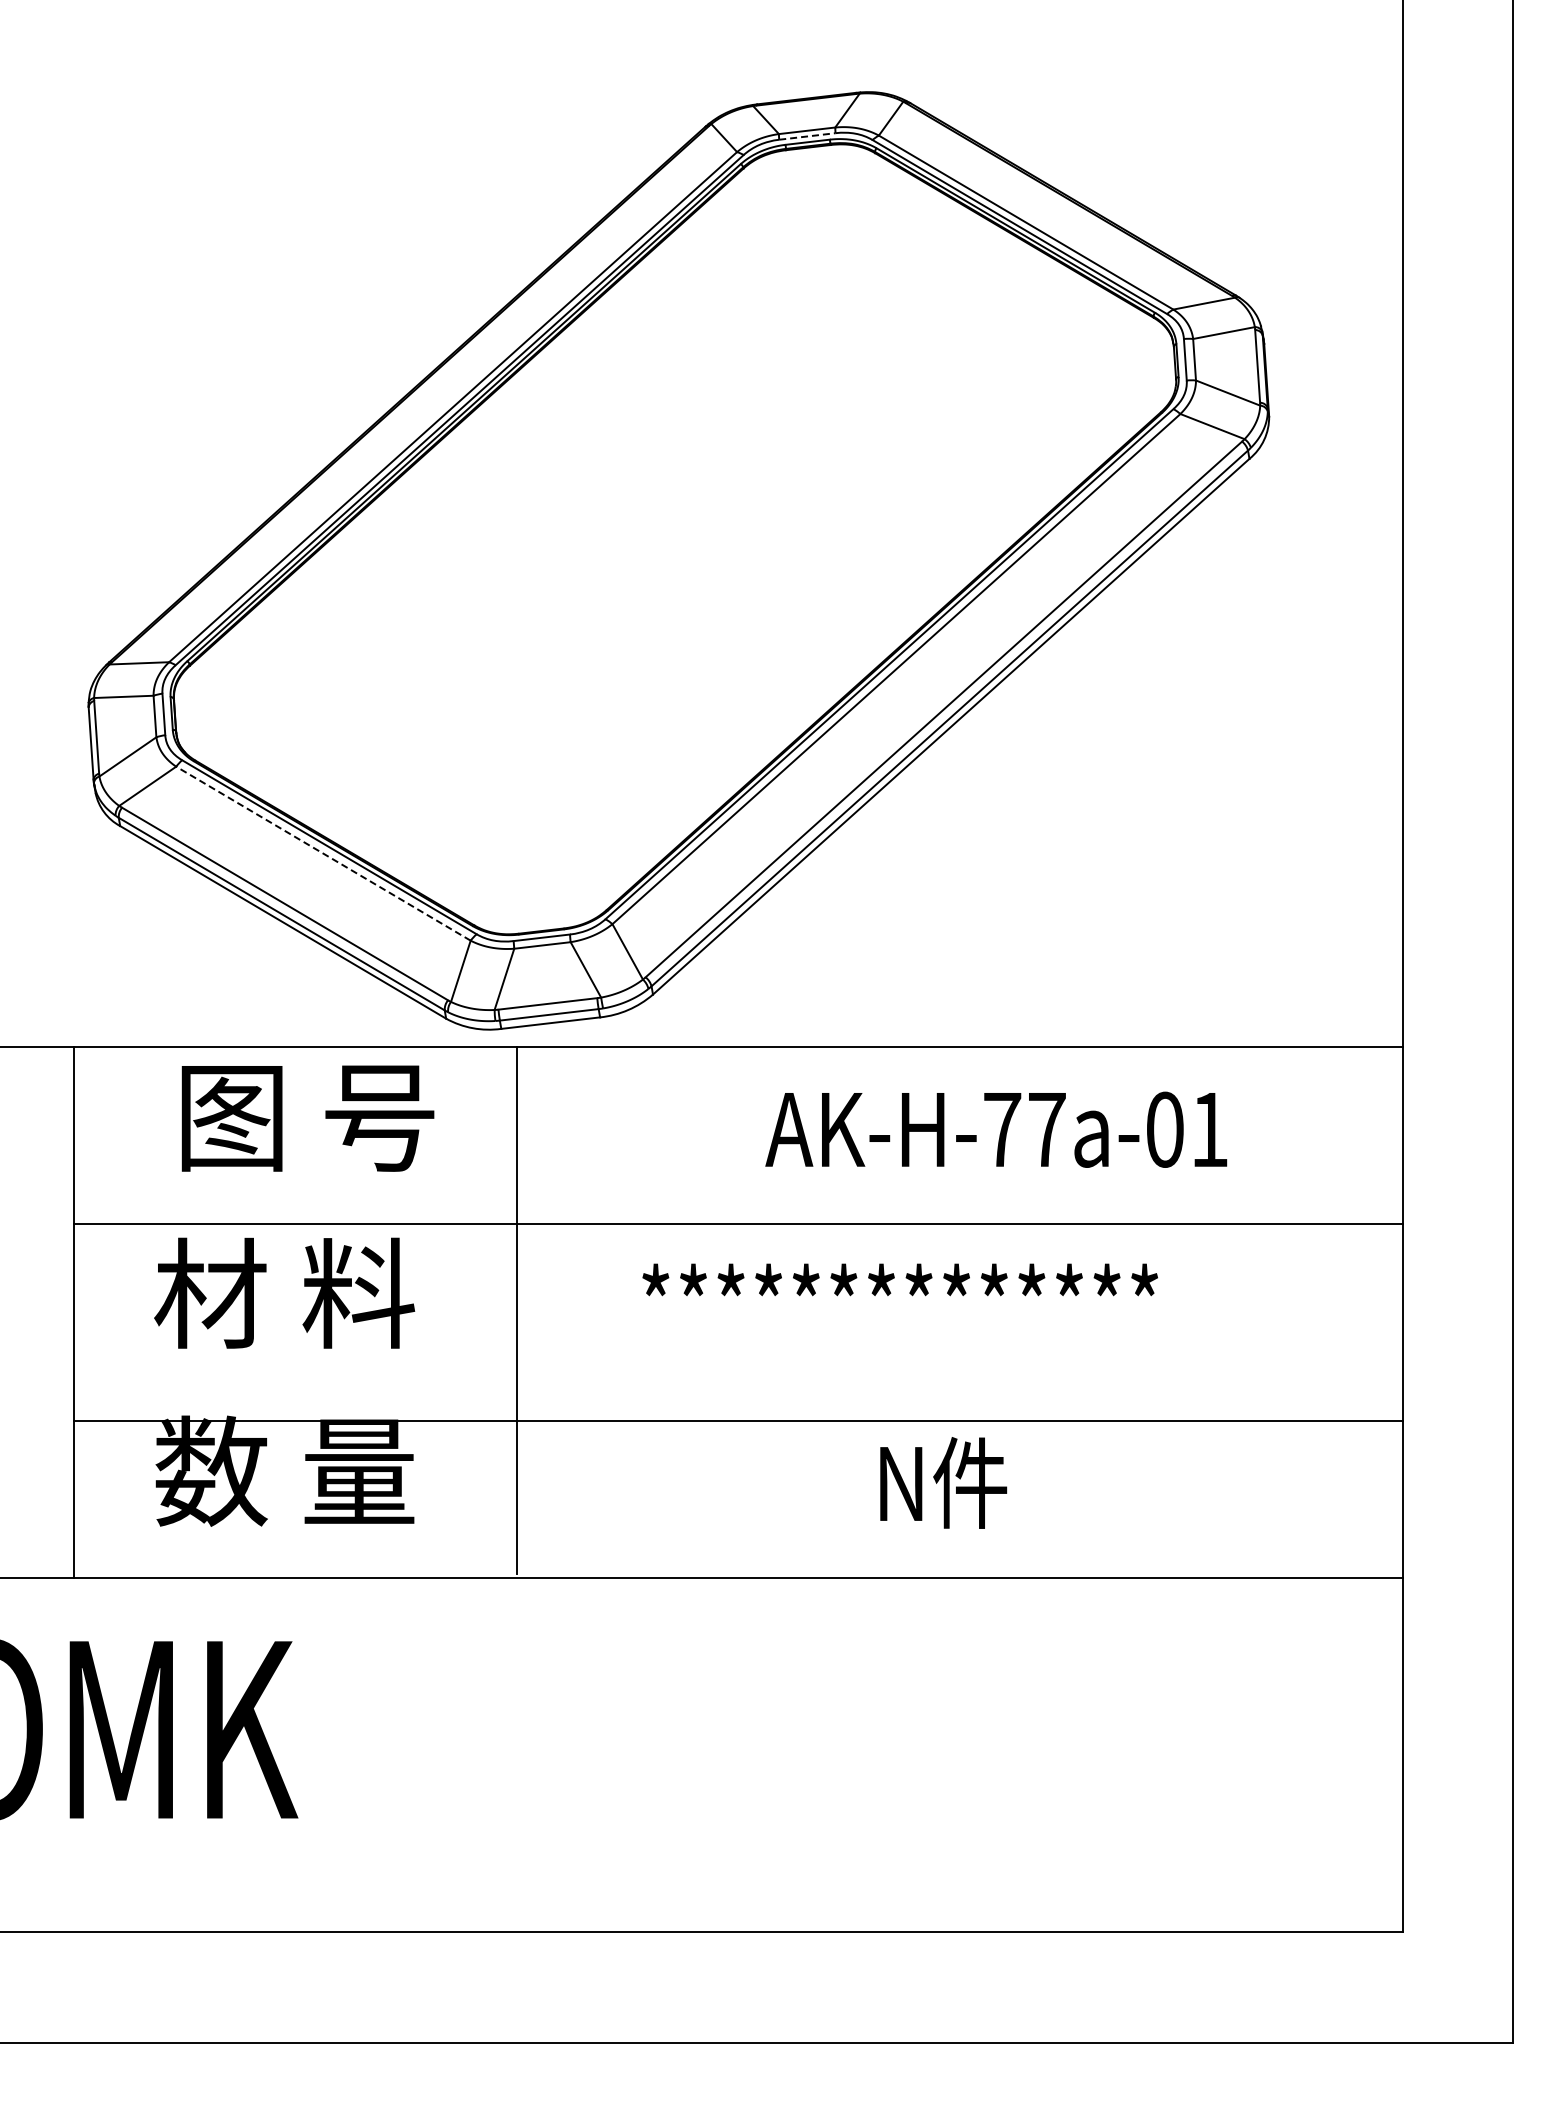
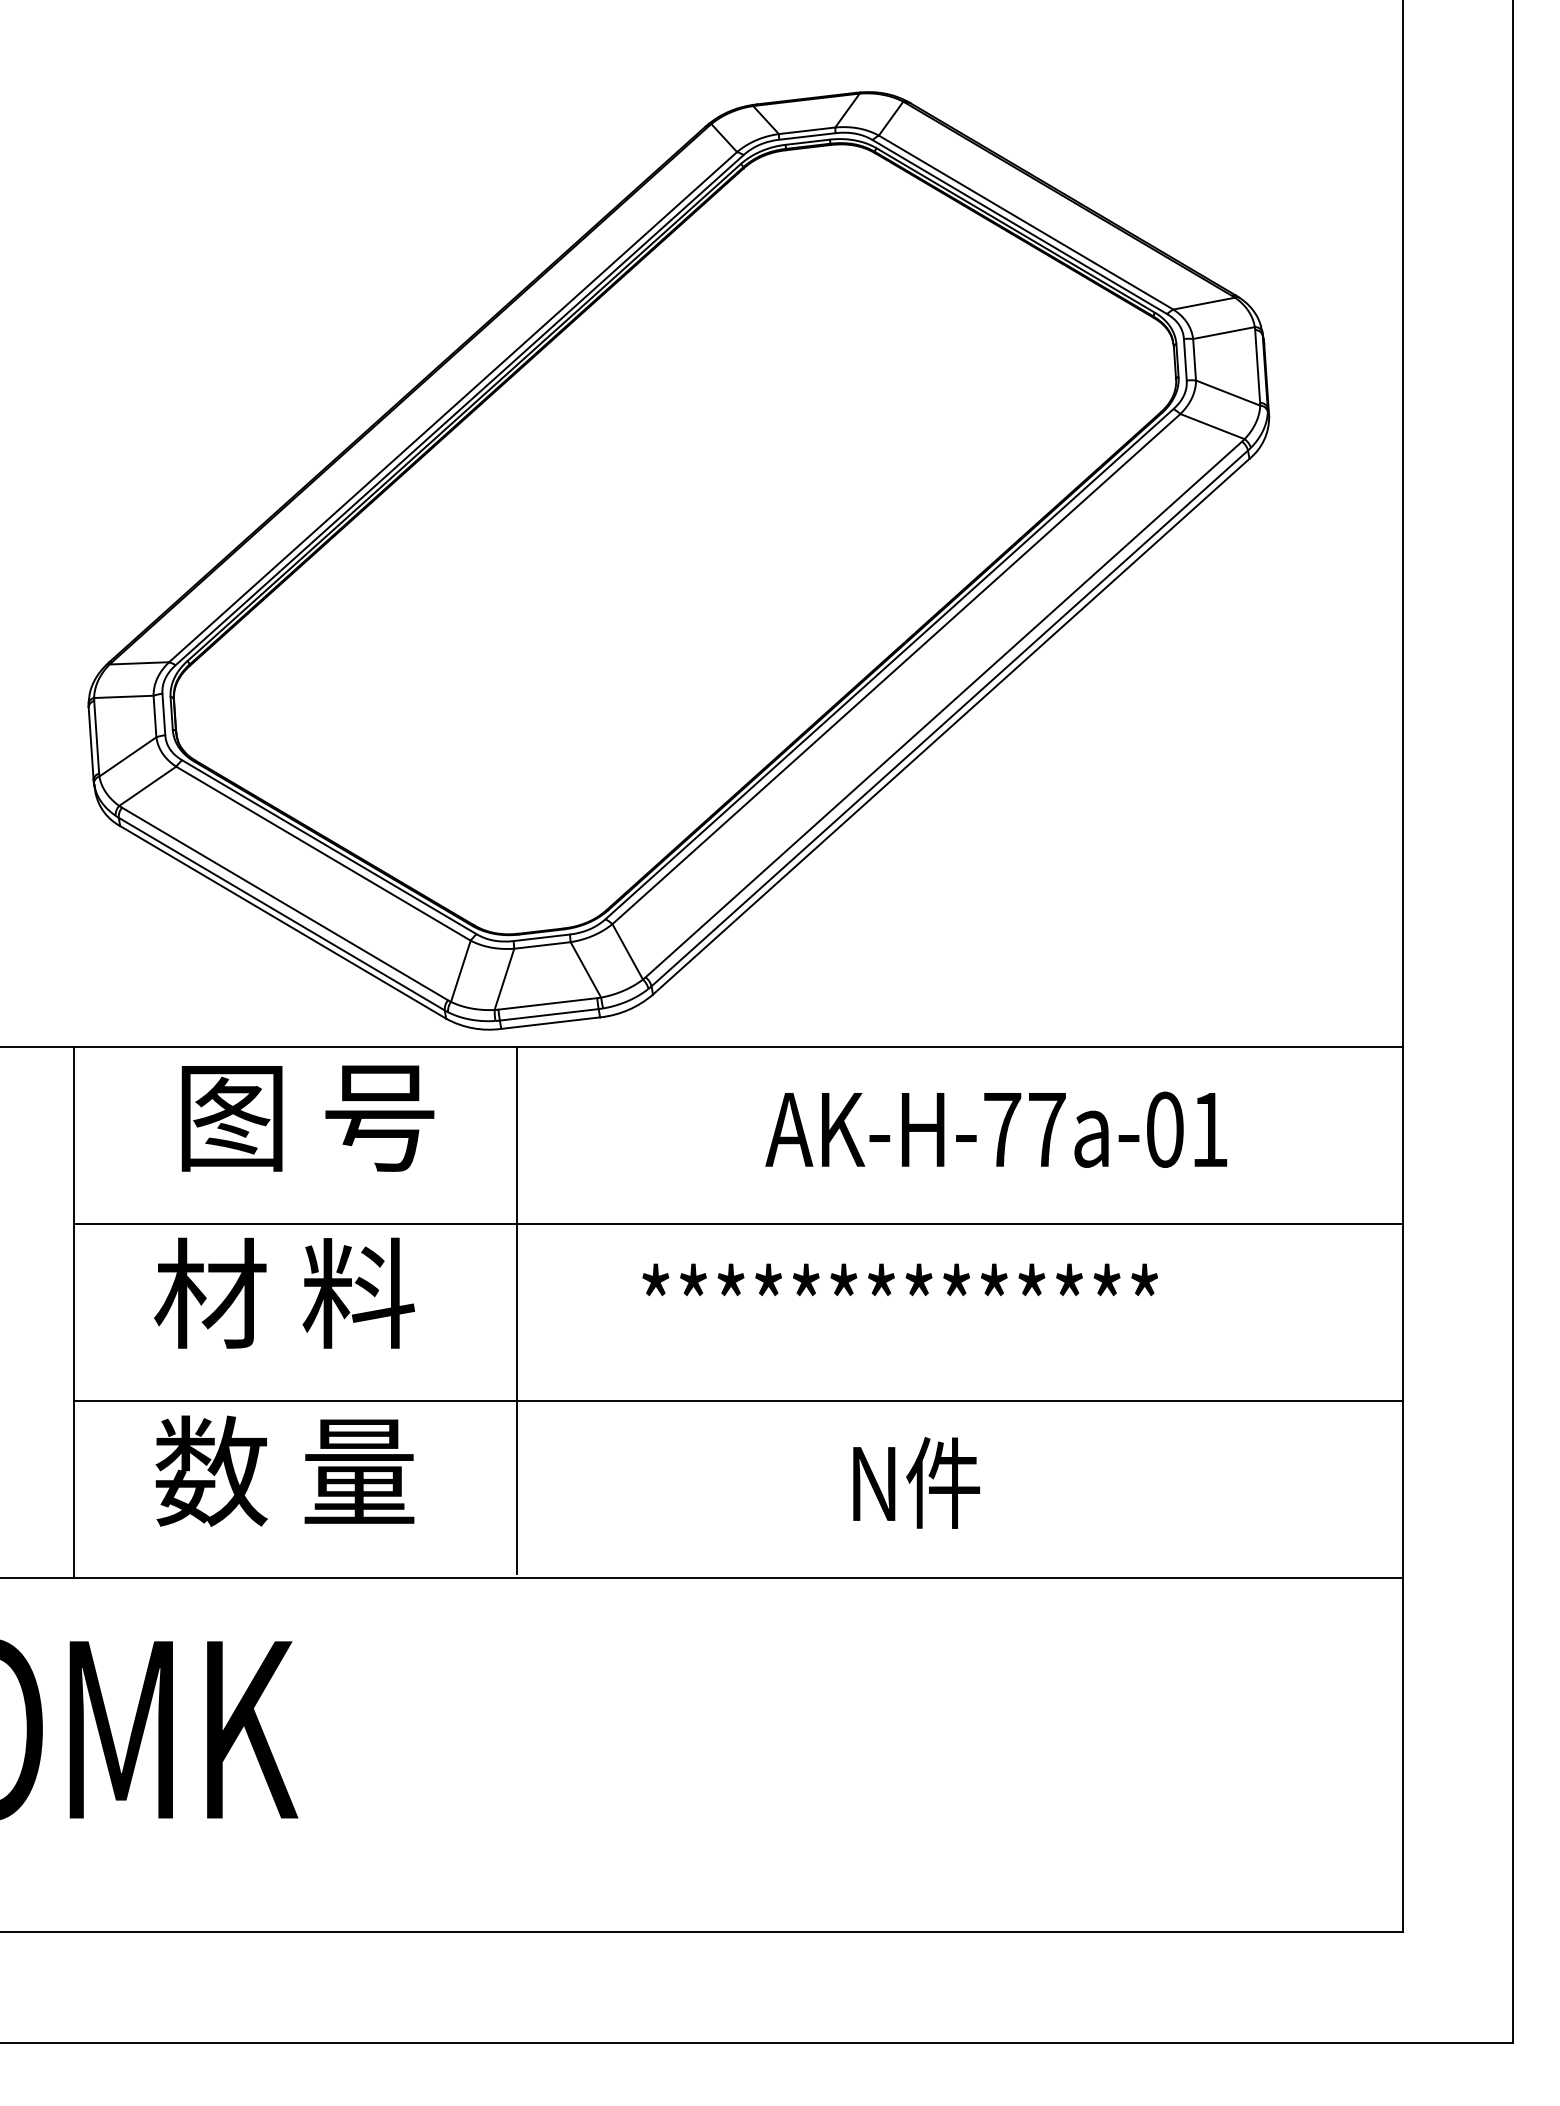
line: dashed -> solid (807, 136)
line: dashed -> solid (323, 853)
line position: (738, 1420) -> (738, 1400) (738, 1400)
text position: (943, 1482) -> (916, 1482) (916, 1482)
